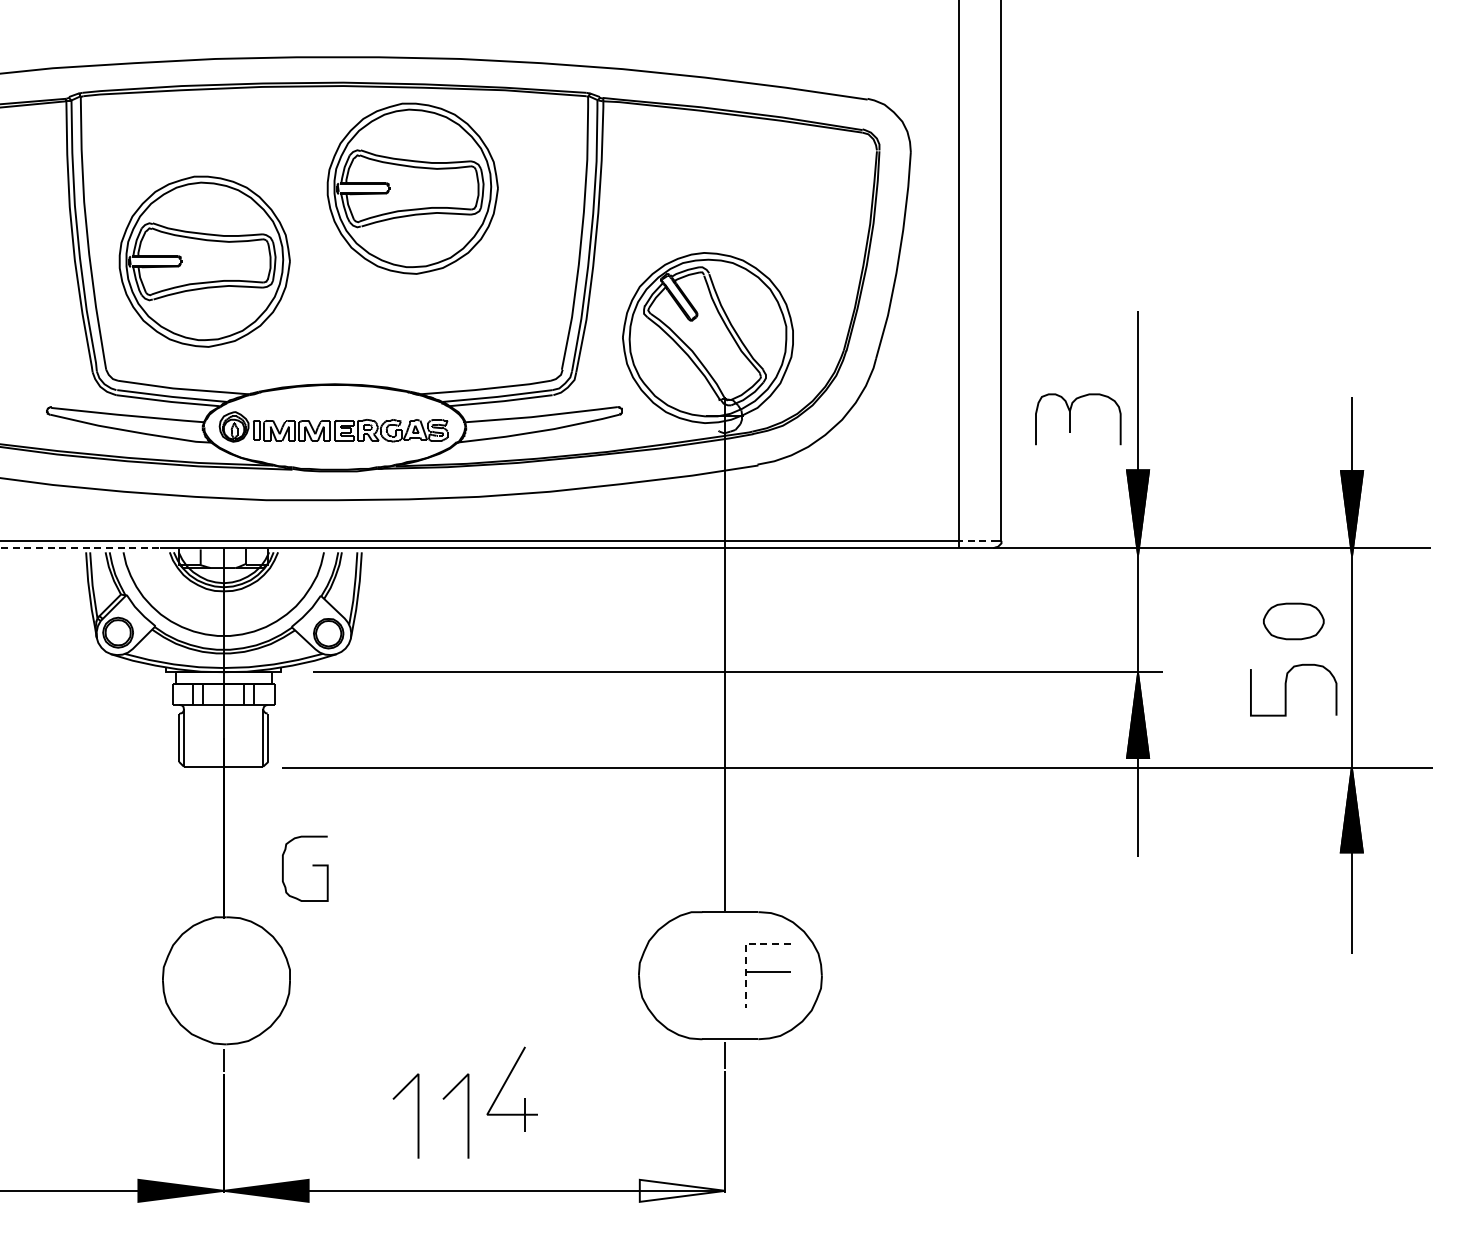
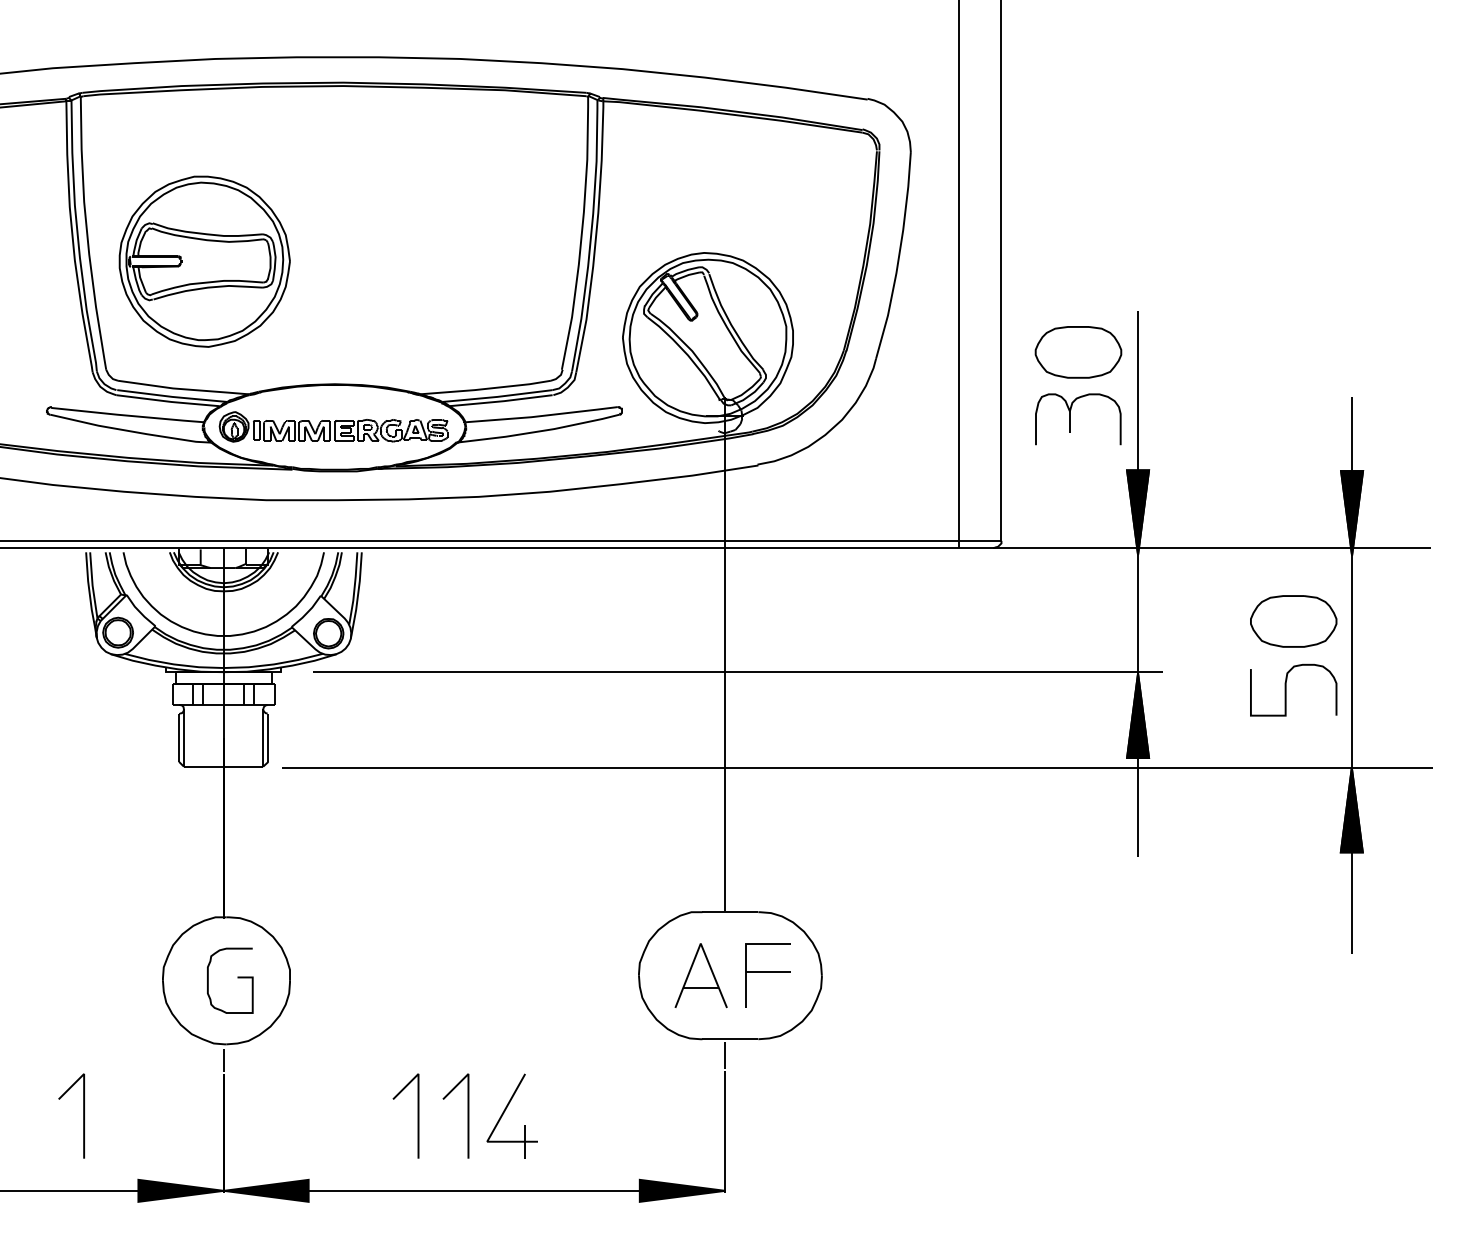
part: present -> none (412, 188)
part: none -> present (1078, 352)
line: dashed -> solid (978, 540)
line: dashed -> solid (80, 547)
part size: 62x39 px -> 88x53 px (1293, 621)
curve position: (312, 866) -> (237, 978) (237, 978)
line: dashed -> solid (745, 953)
part: none -> present (700, 975)
part position: (505, 1084) -> (505, 1111) (505, 1111)
line: none -> present (83, 1115)
fill: none -> present (682, 1190)
